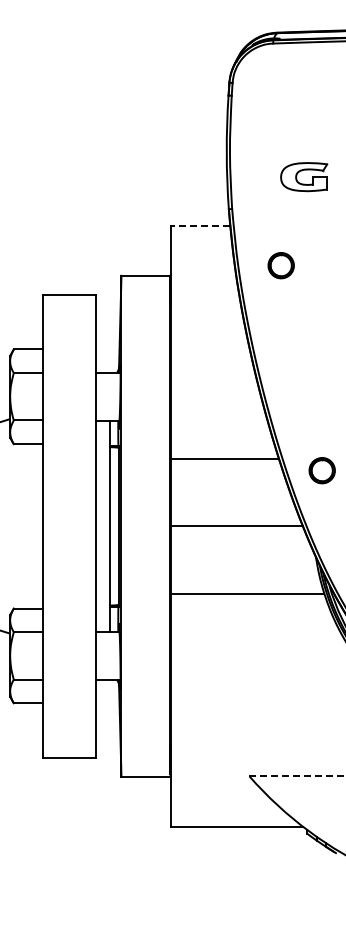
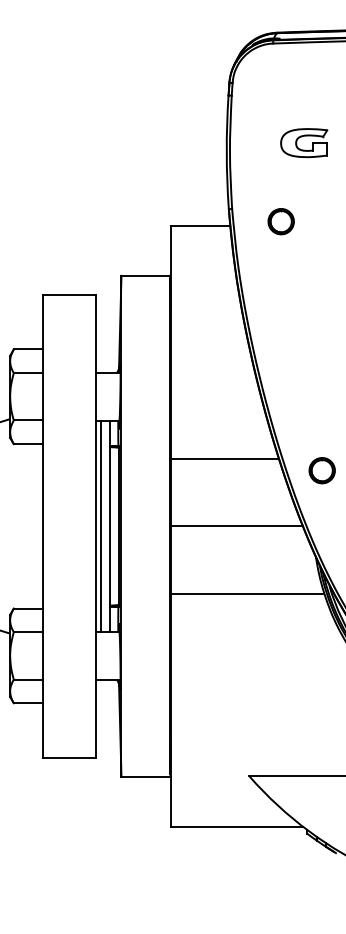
part position: (304, 177) -> (304, 143) (304, 143)
line: dashed -> solid (200, 225)
part position: (280, 265) -> (280, 221) (280, 221)
line: none -> present (100, 526)
line: dashed -> solid (297, 776)
